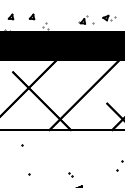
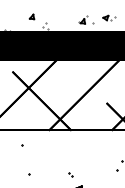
part: present -> none (10, 16)
